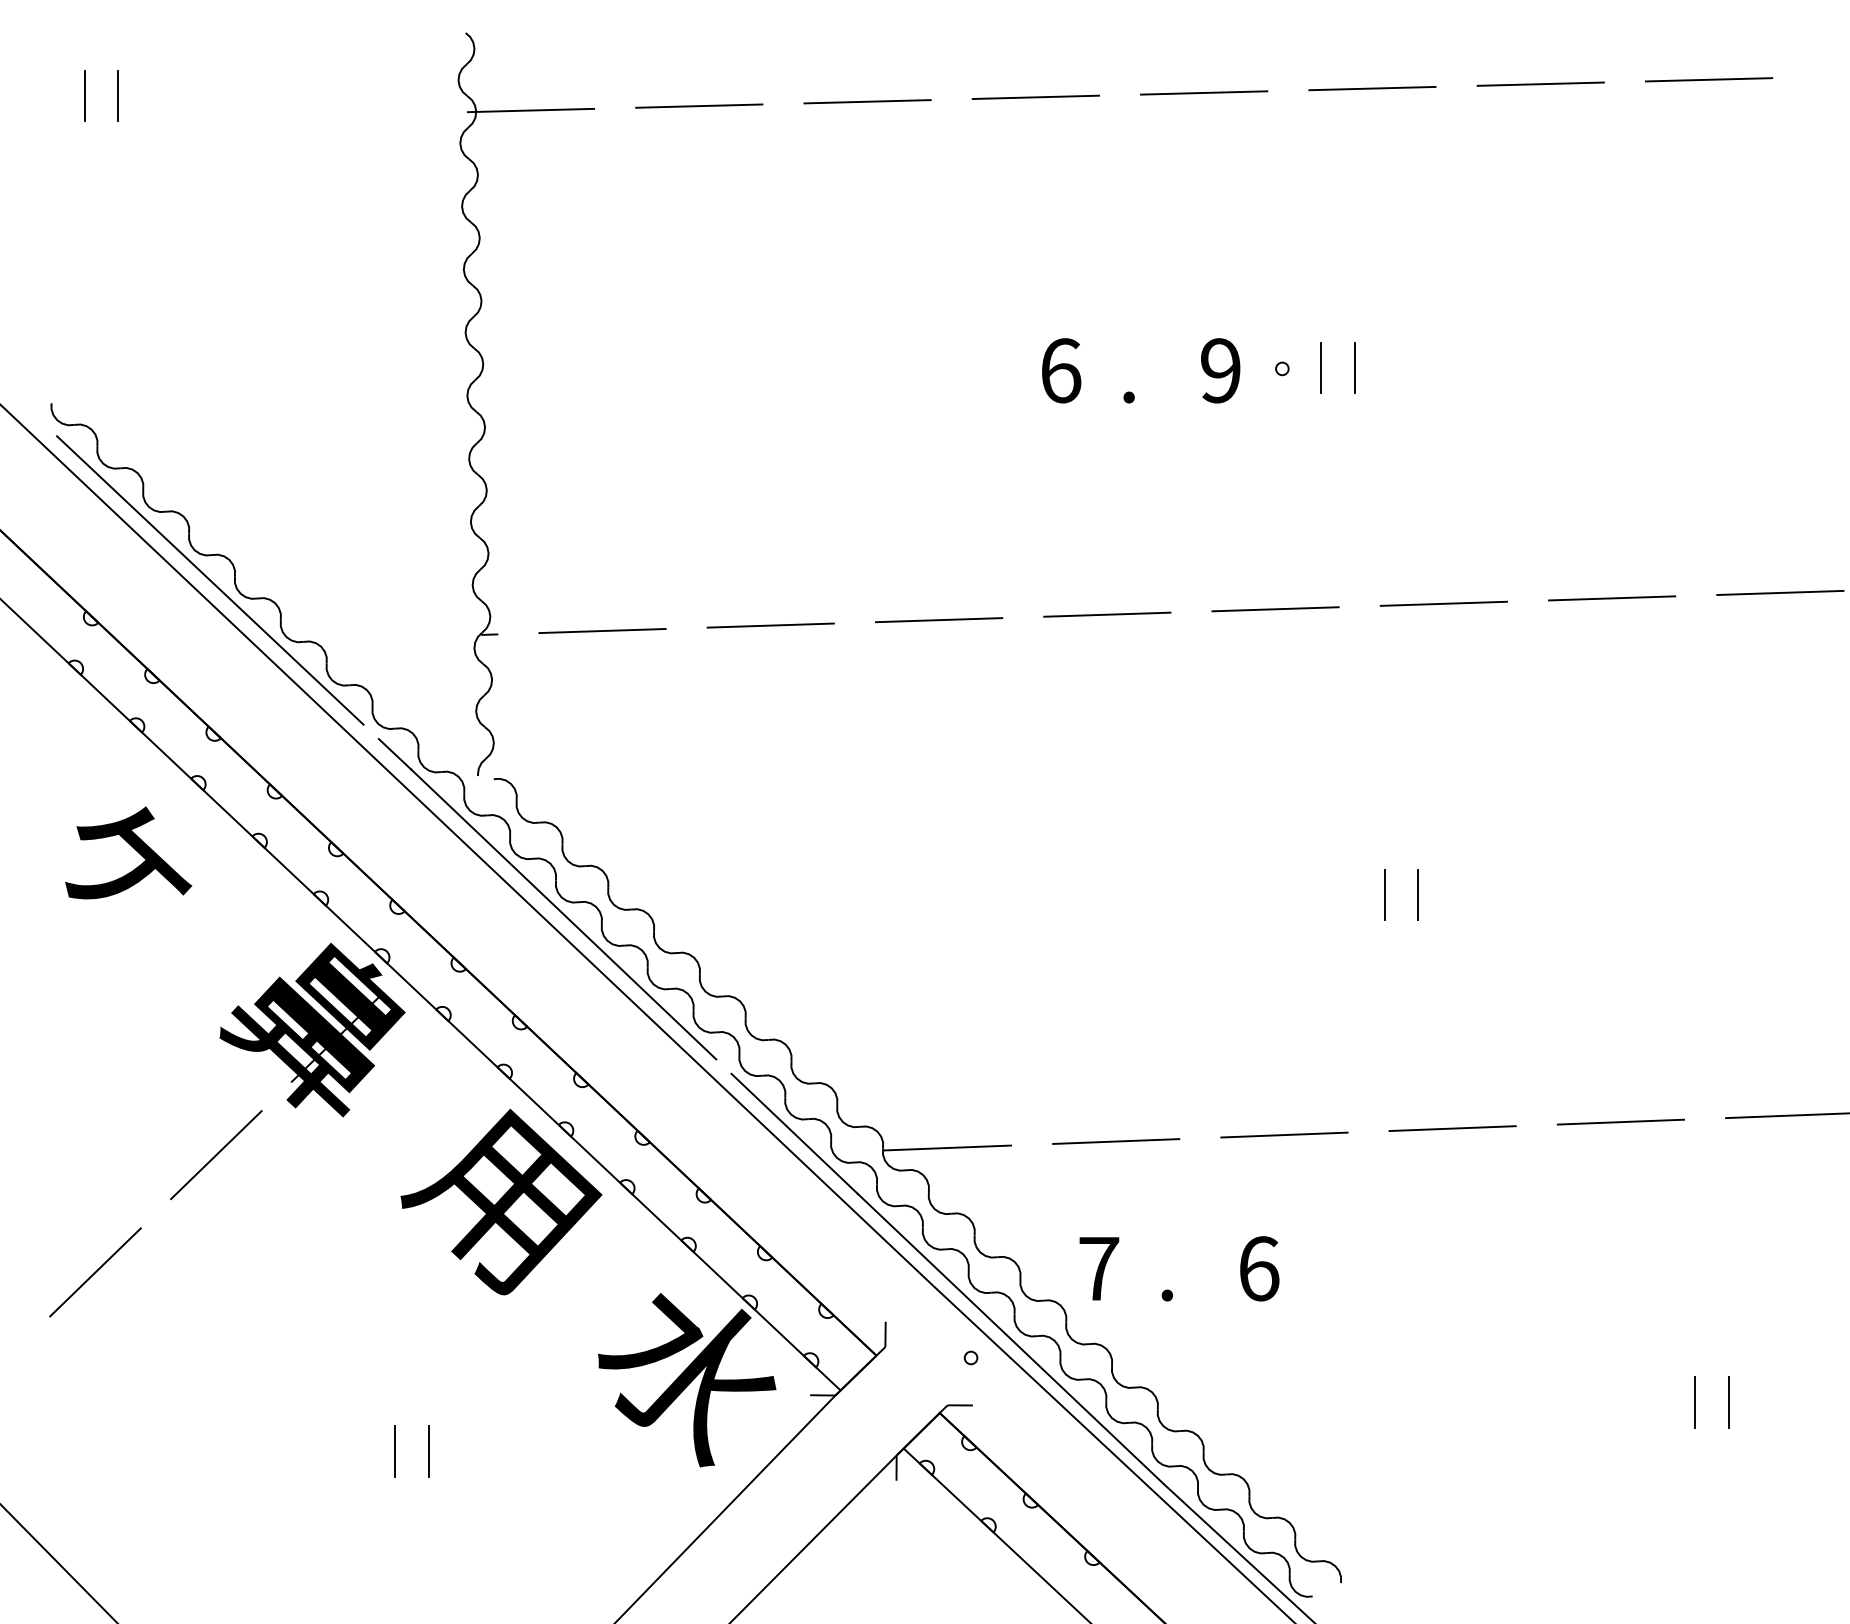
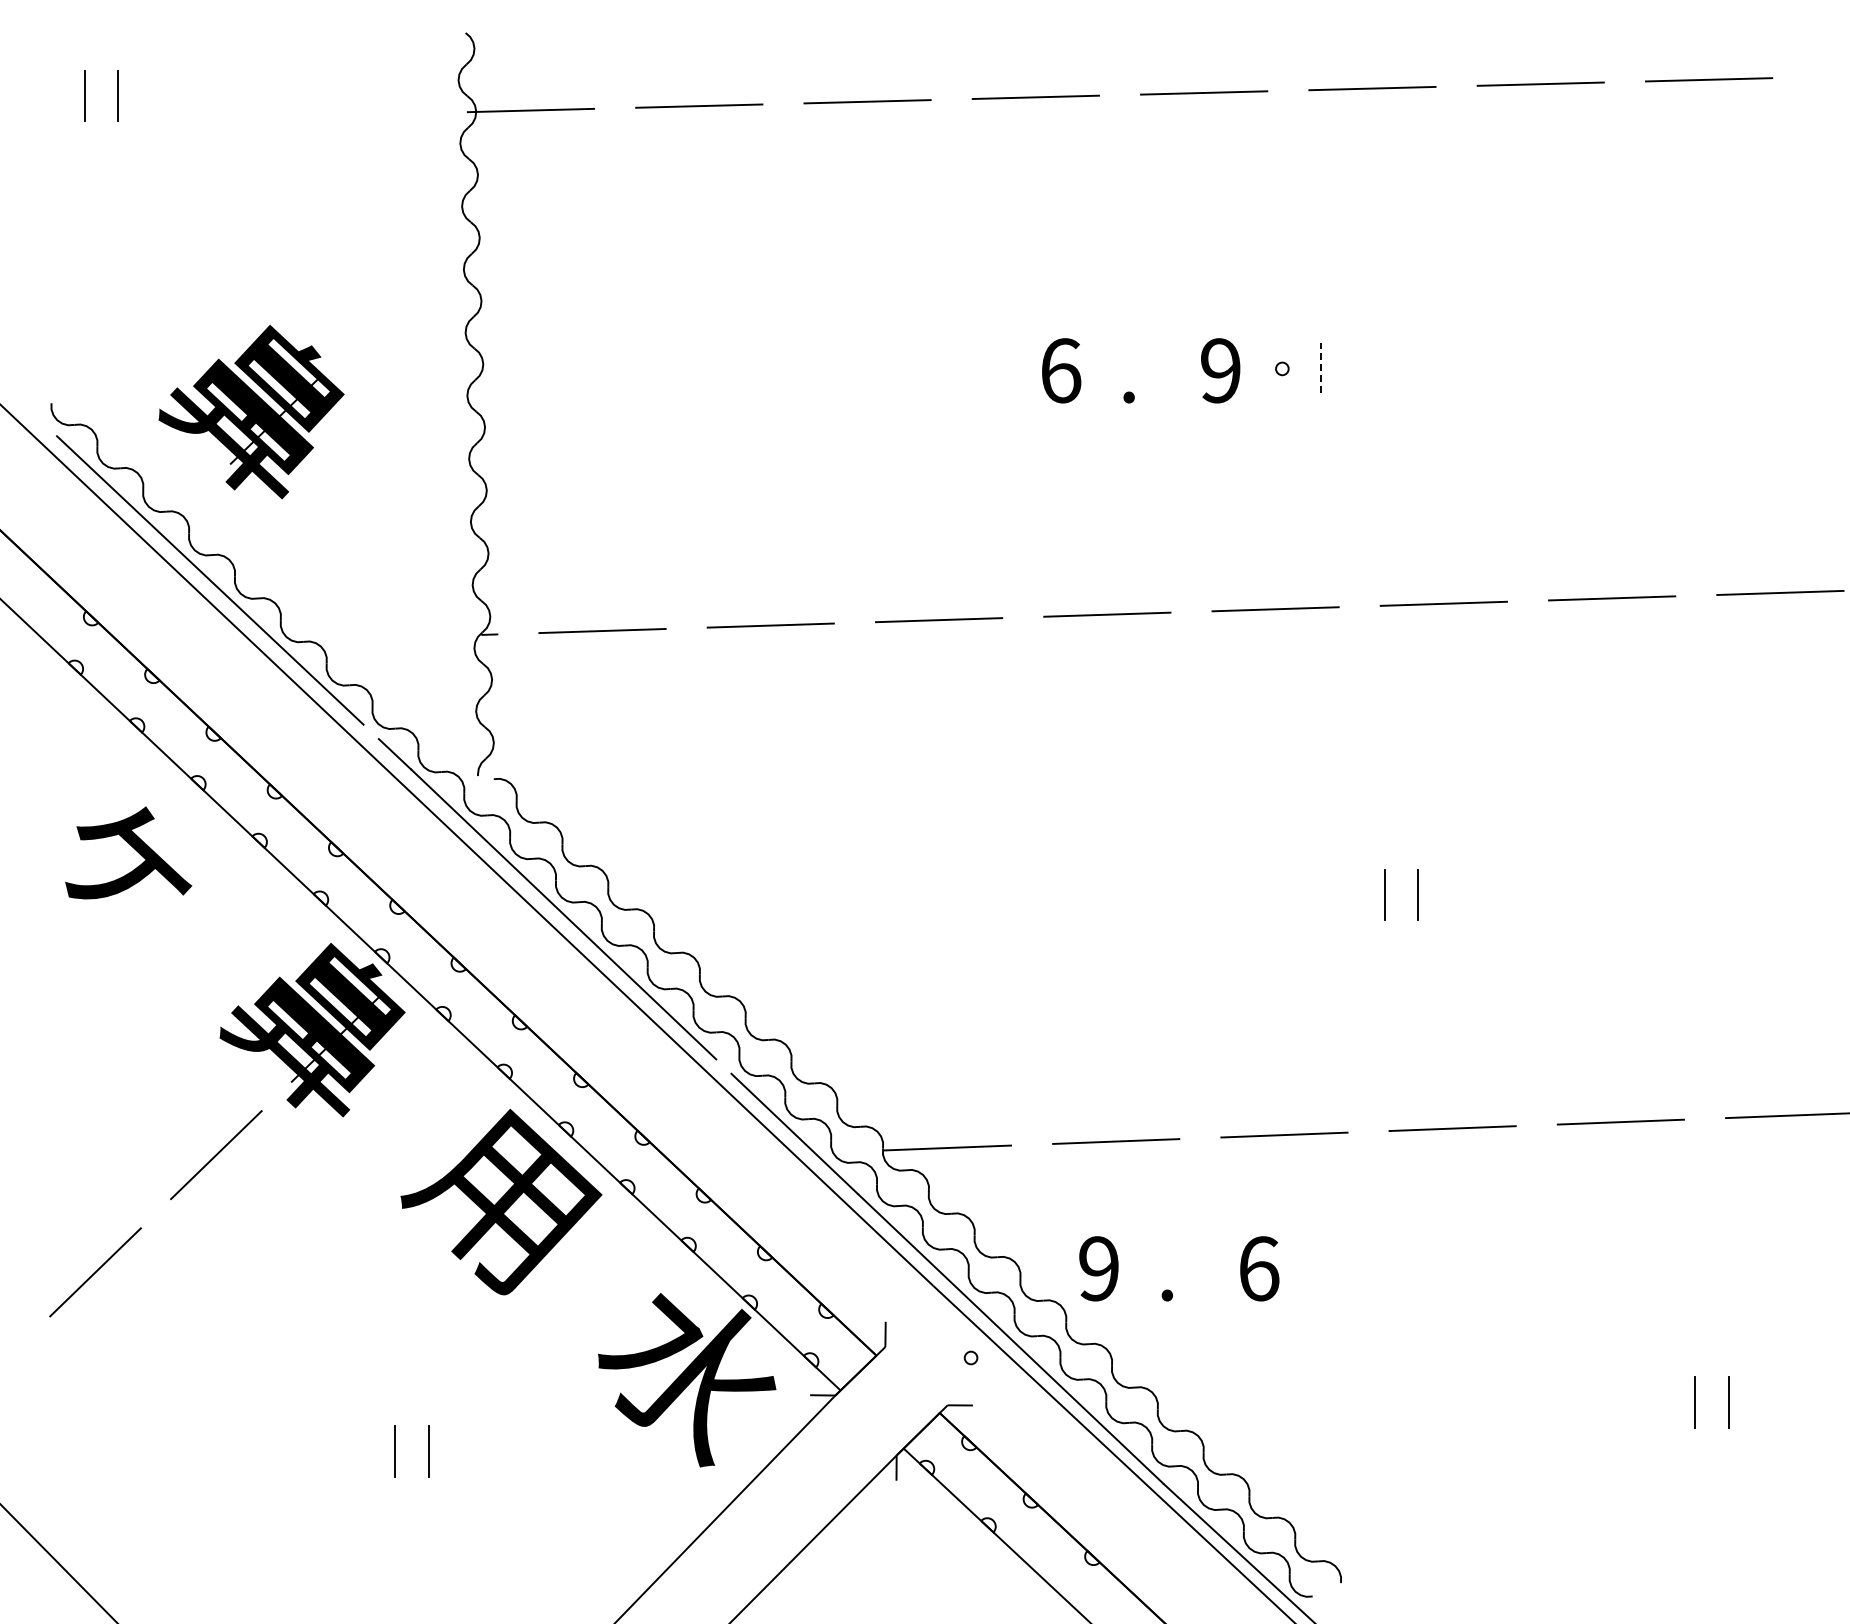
line: solid -> dashed (1321, 367)
line: present -> none (1355, 367)
part: none -> present (251, 412)
text: 7 -> 9 (1099, 1268)
